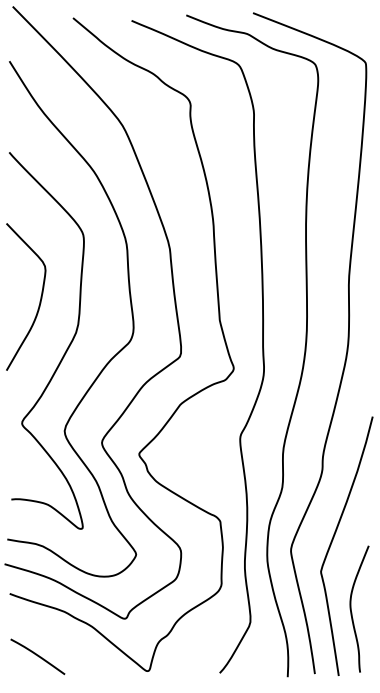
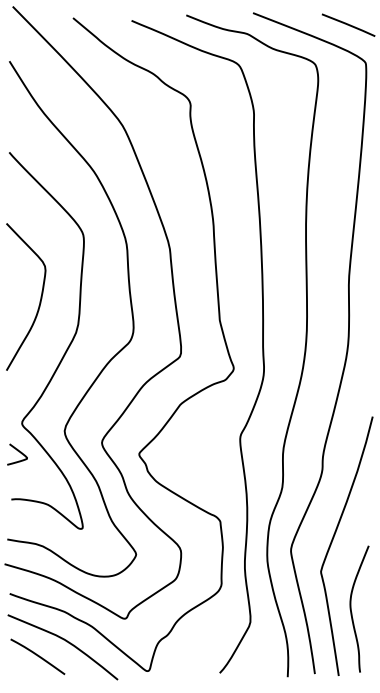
line: none -> present (348, 24)
curve: none -> present (19, 452)
curve: none -> present (66, 642)
